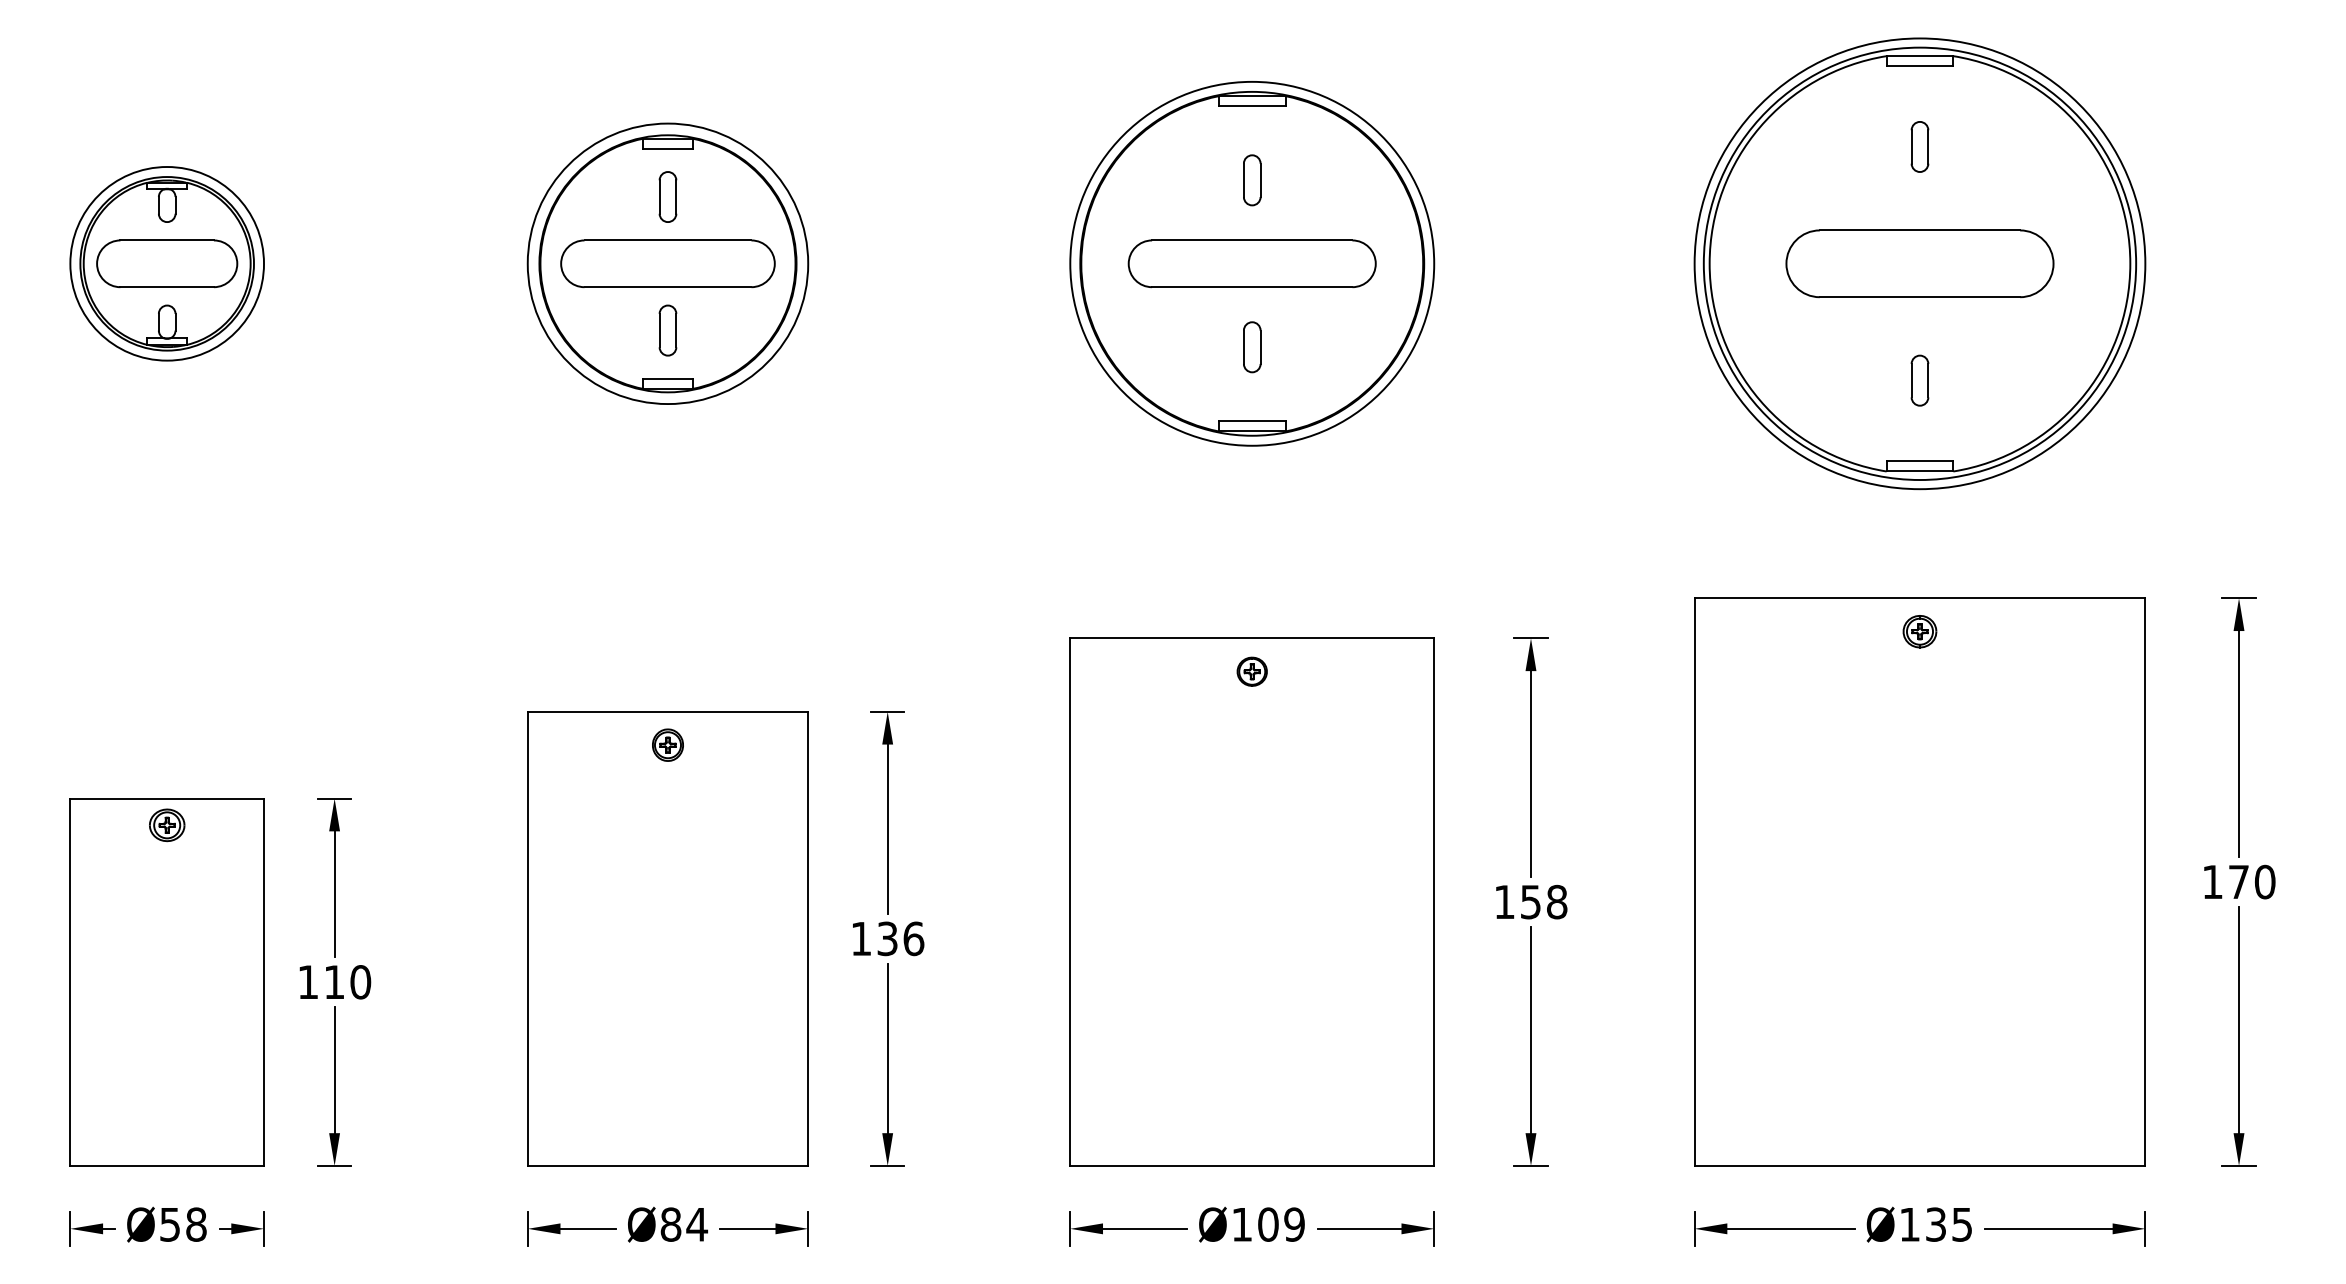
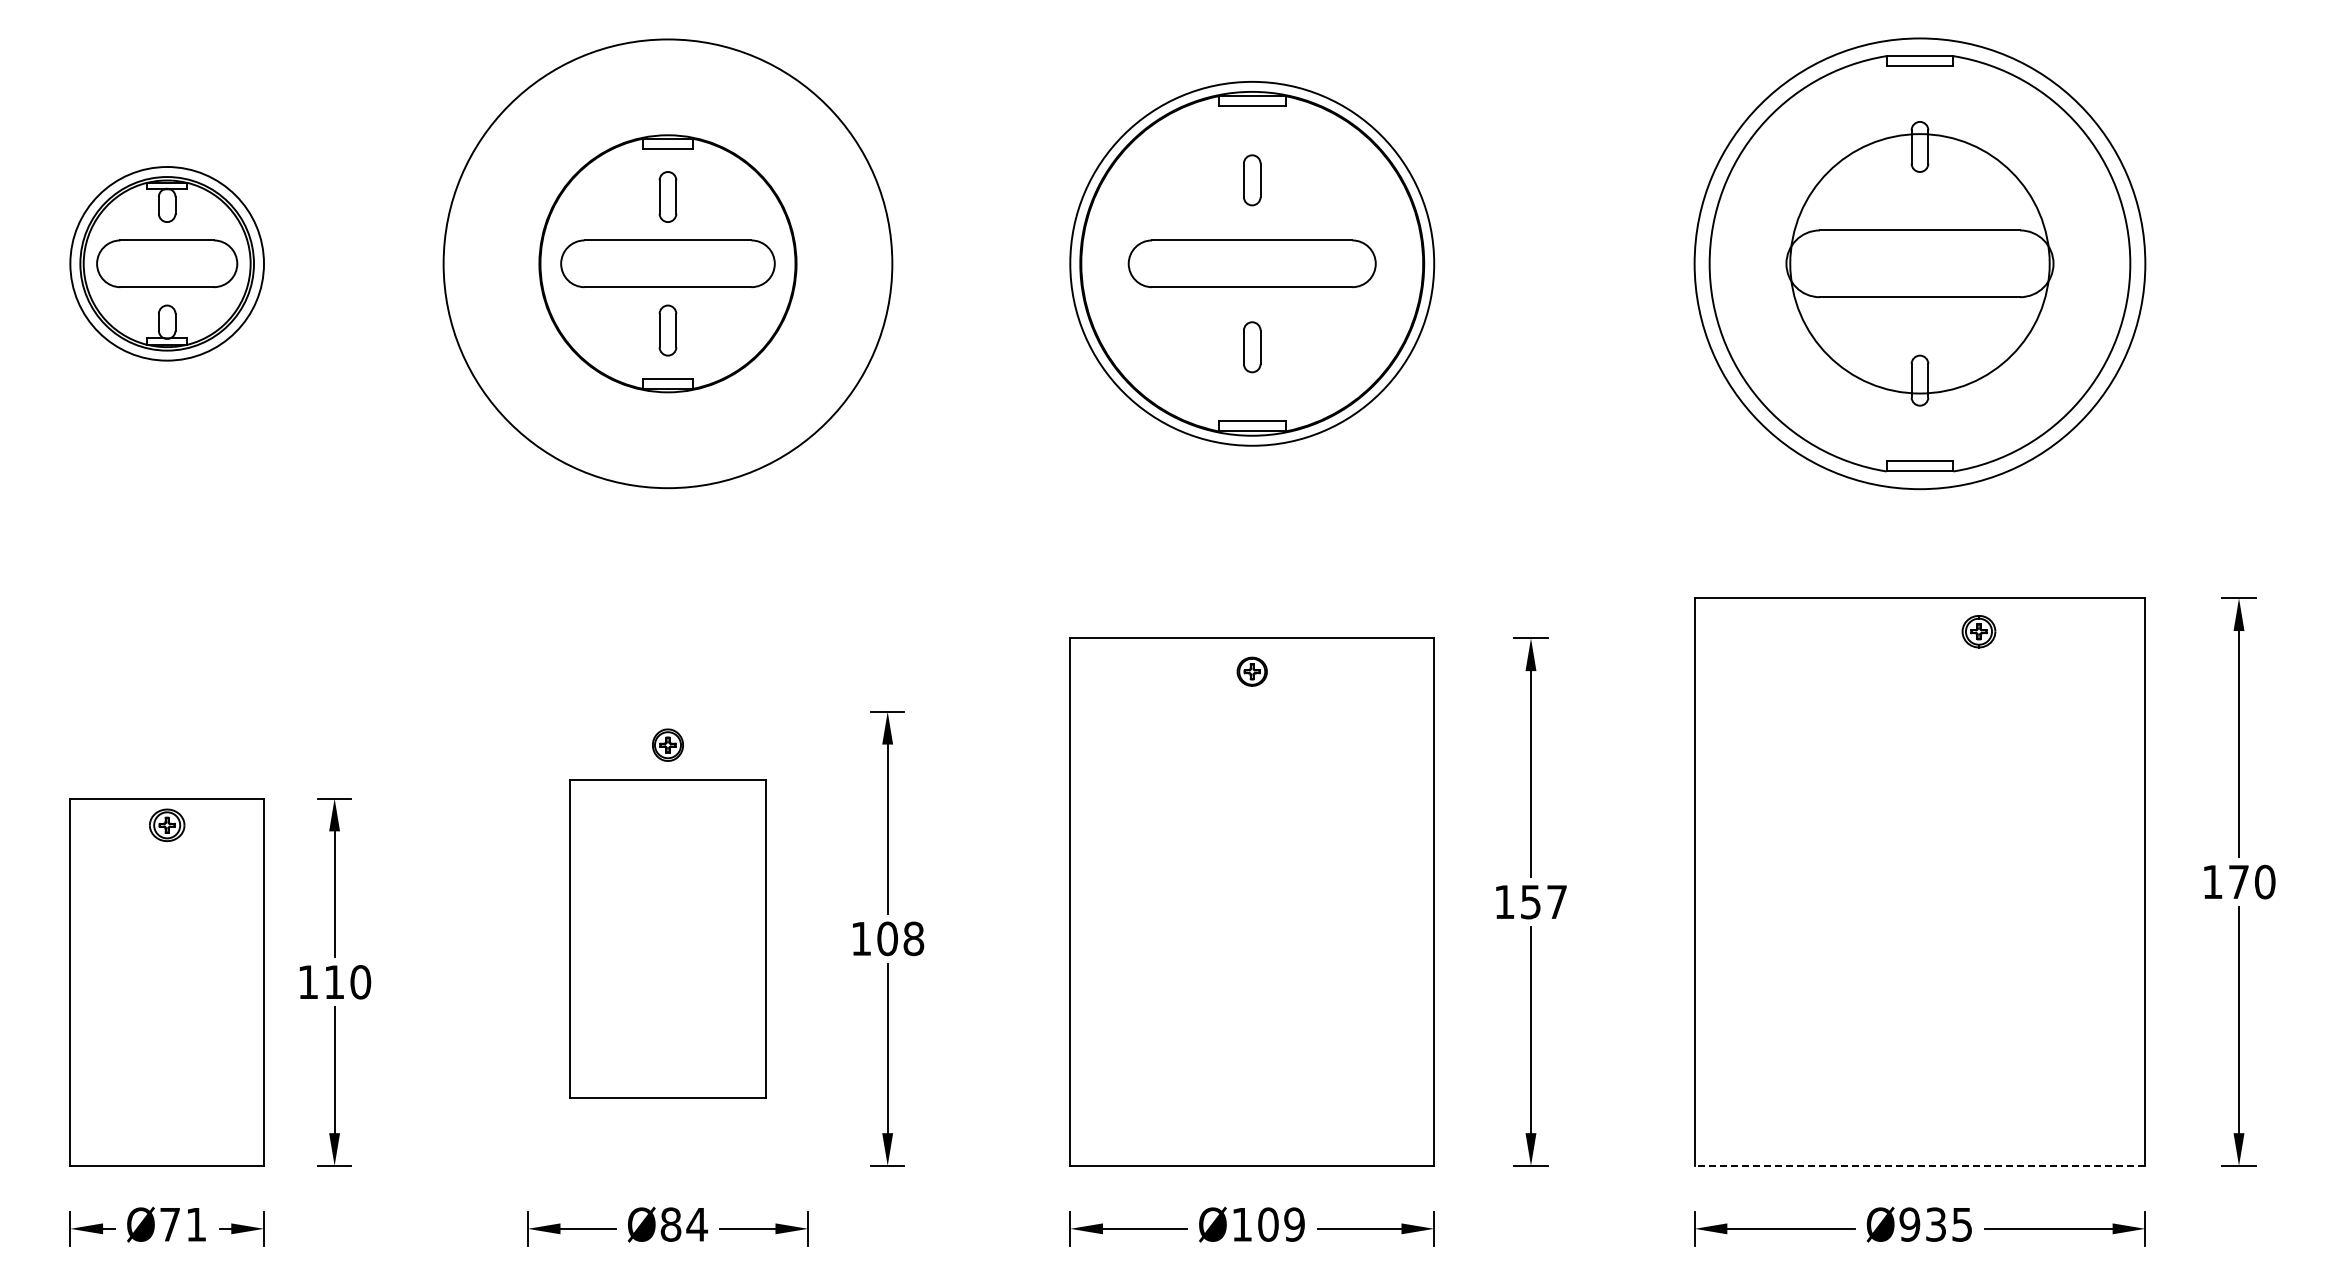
circle diameter: 280 px -> 449 px (667, 263)
circle diameter: 432 px -> 259 px (1919, 263)
part position: (1919, 631) -> (1978, 631) (1978, 631)
text: 158 -> 157 (1557, 901)
part size: 282x456 px -> 198x320 px (667, 938)
text: 136 -> 108 (900, 938)
line: solid -> dashed (1919, 1165)
text: Ø58 -> Ø71 (183, 1224)
text: Ø135 -> Ø935 (1909, 1224)
